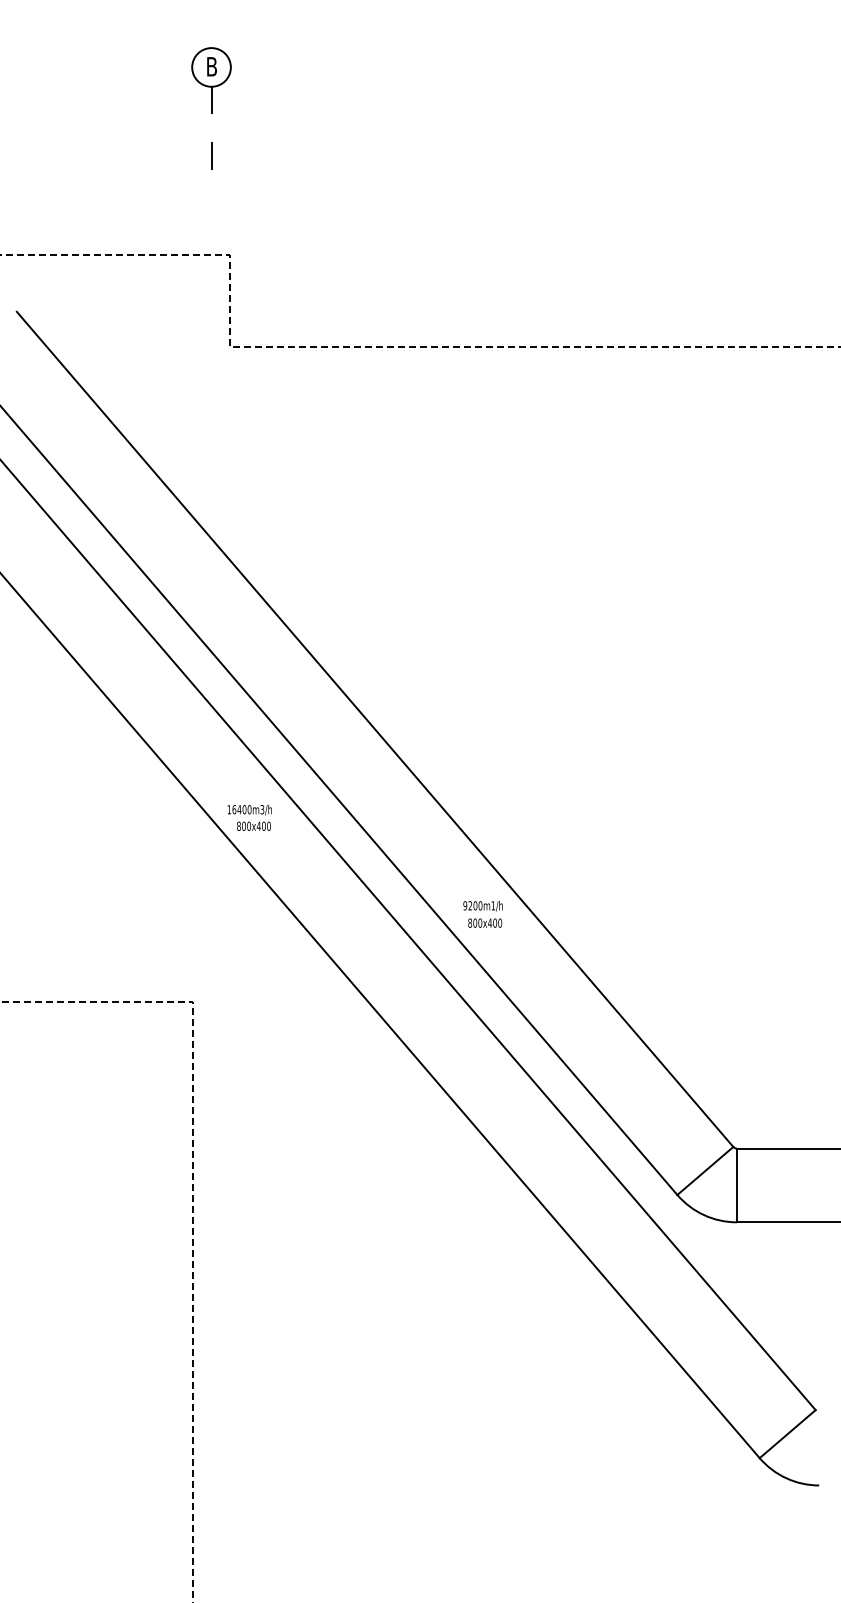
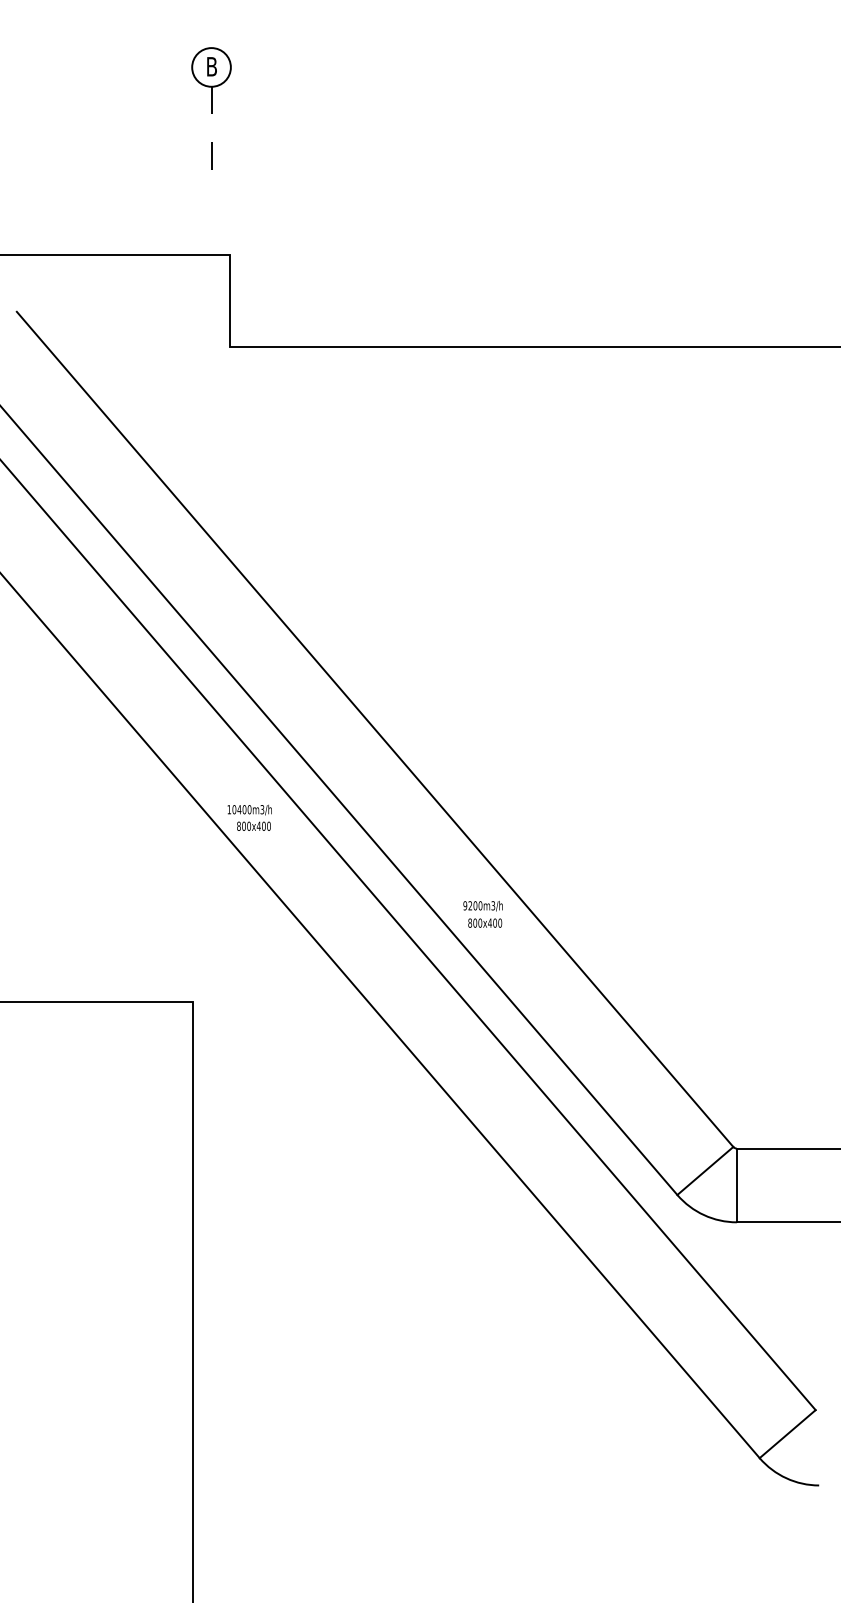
line: dashed -> solid (372, 347)
text: 16400m3/h -> 10400m3/h (234, 808)
text: 9200m1/h -> 9200m3/h (493, 905)
line: dashed -> solid (193, 1205)
